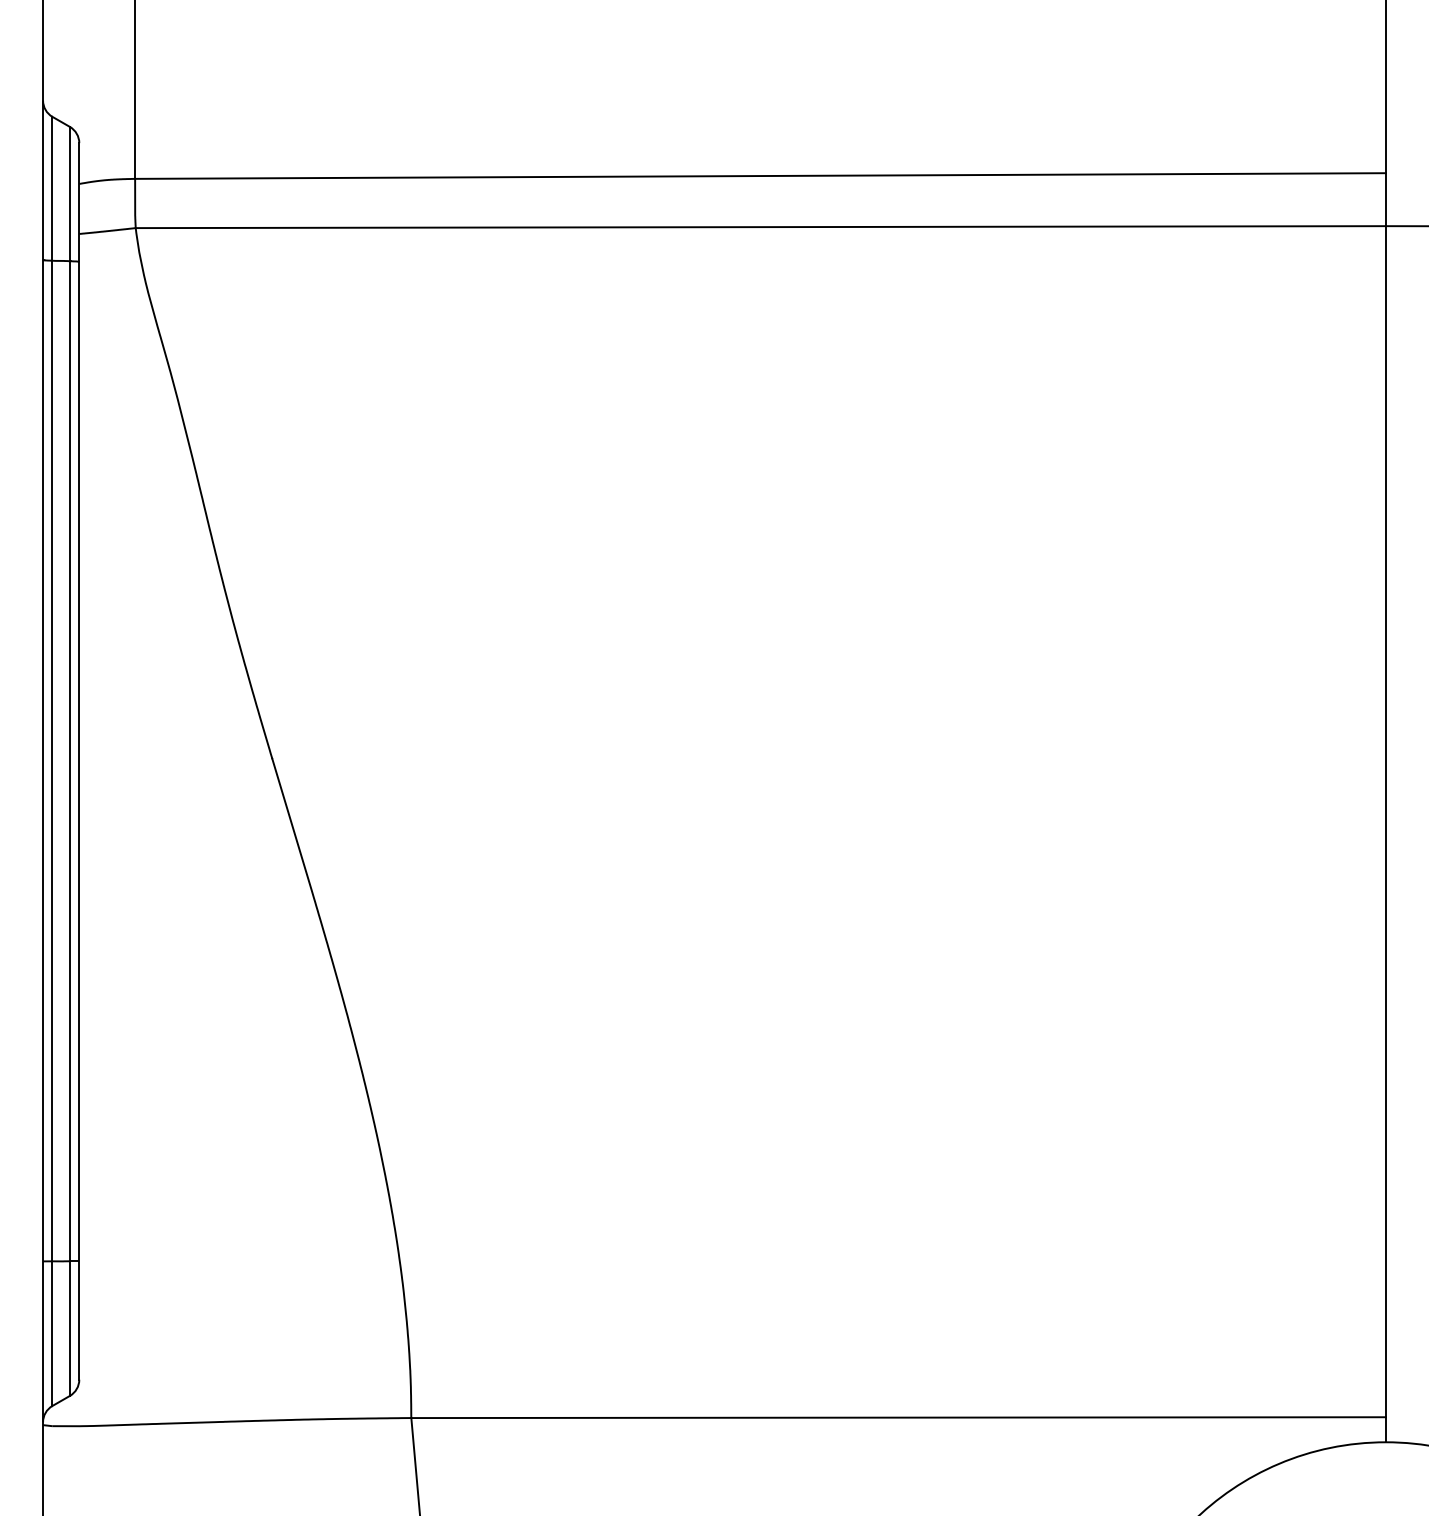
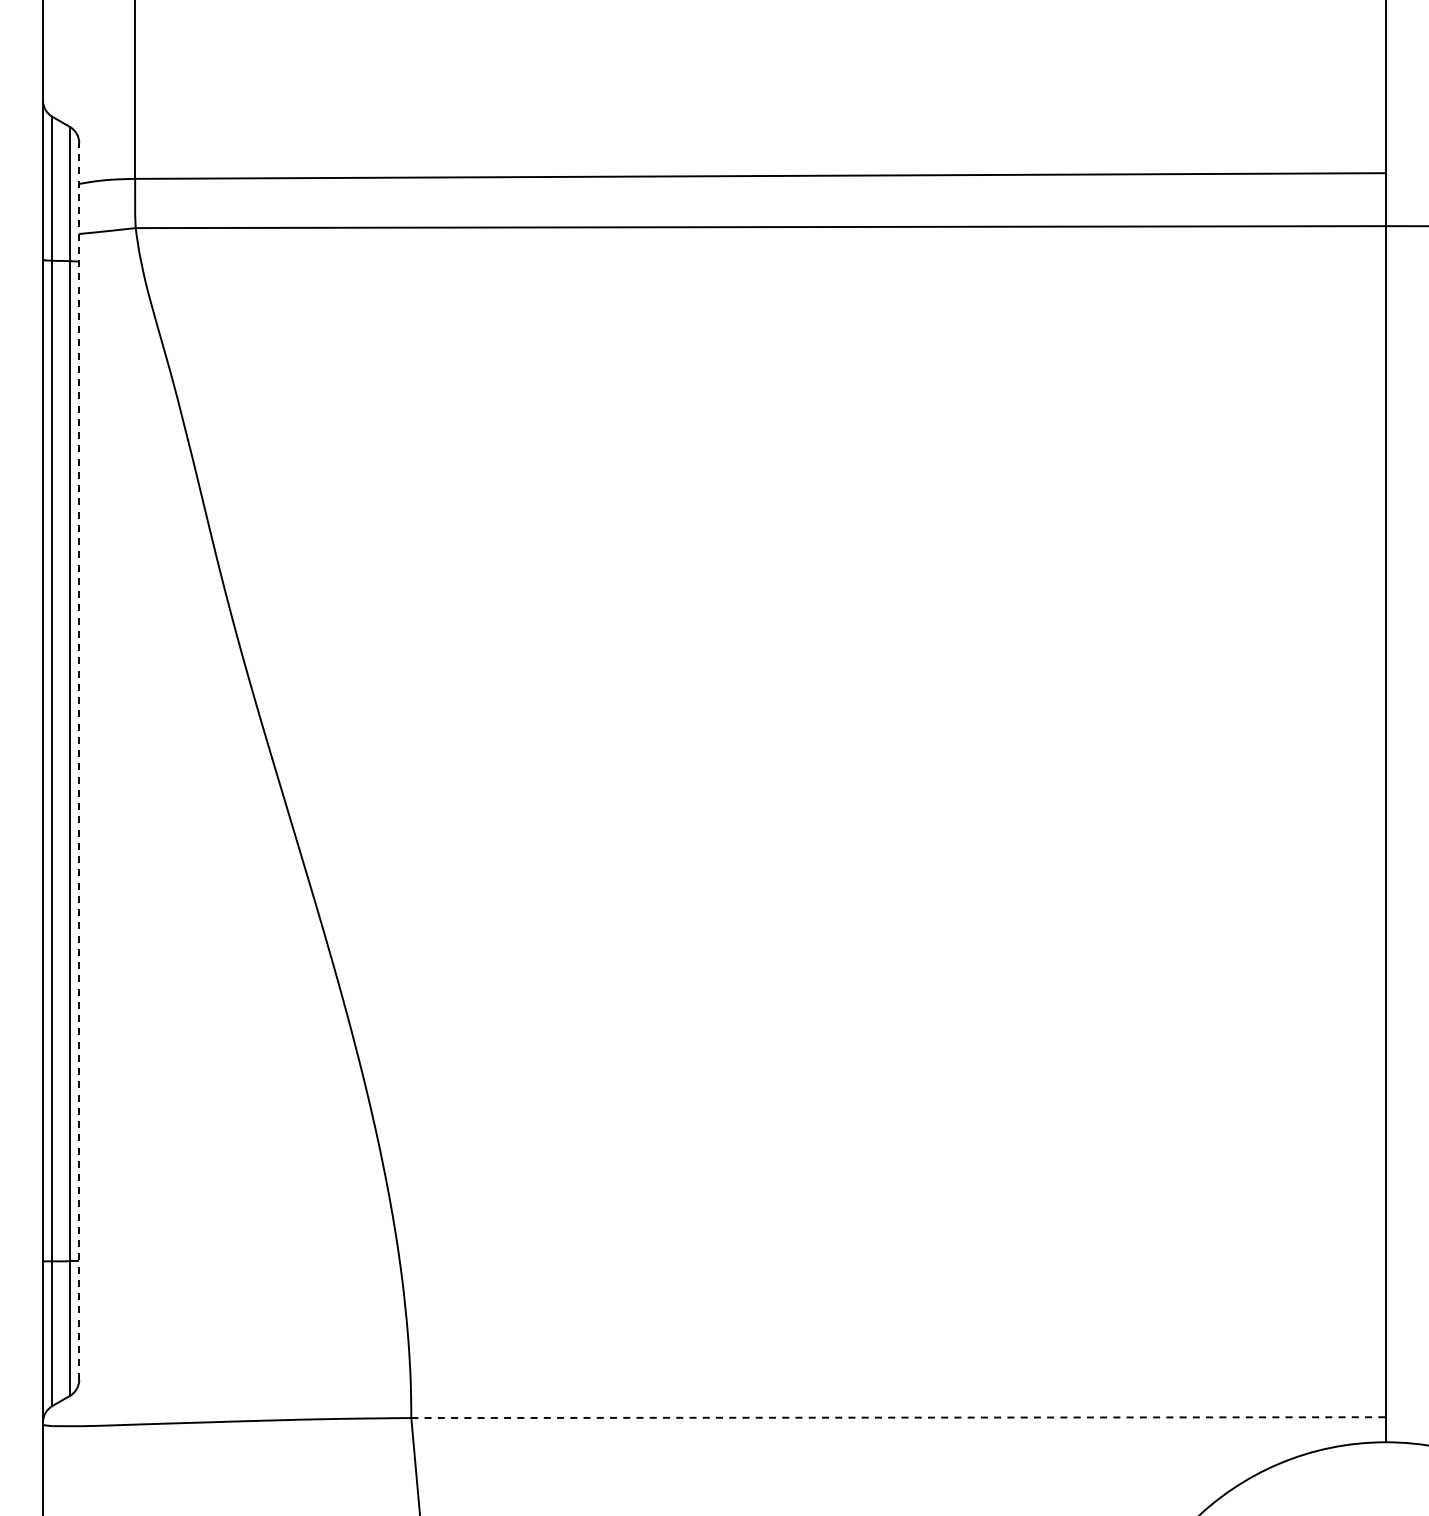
line: solid -> dashed (79, 760)
line: solid -> dashed (899, 1417)
